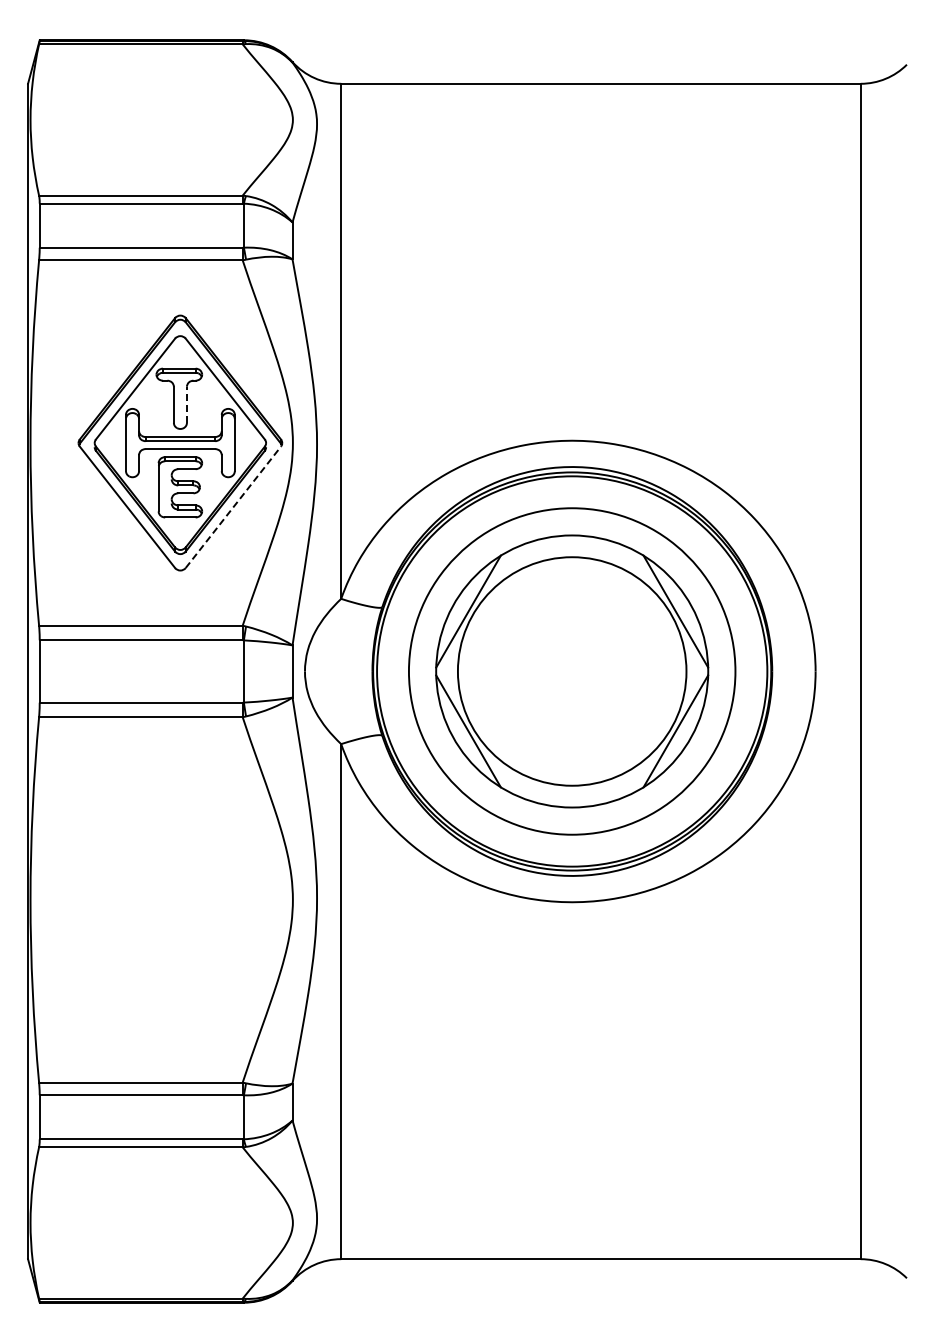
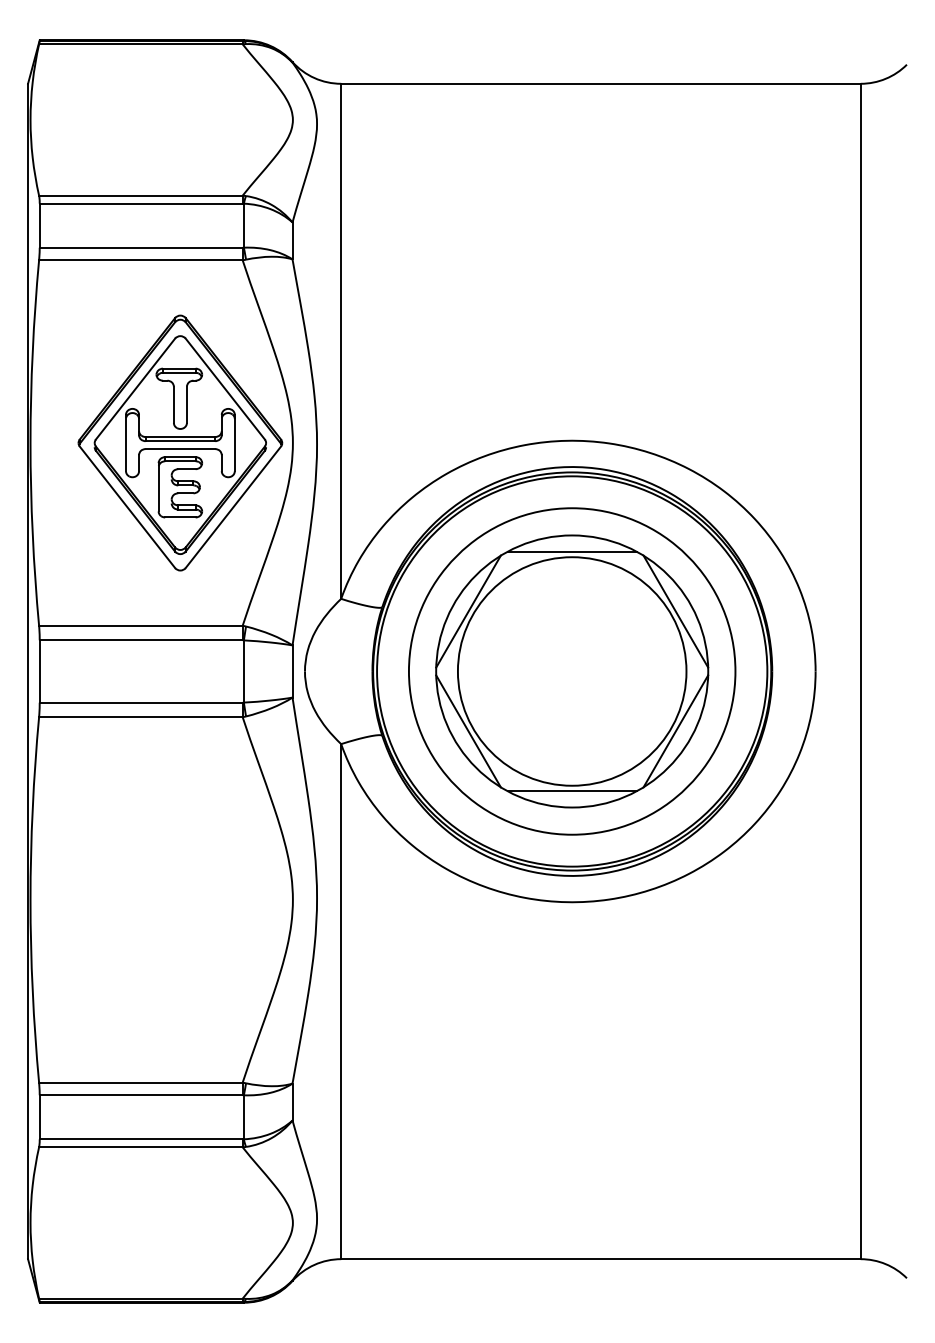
line: dashed -> solid (186, 404)
line: dashed -> solid (233, 506)
line: none -> present (571, 551)
line: none -> present (571, 791)
